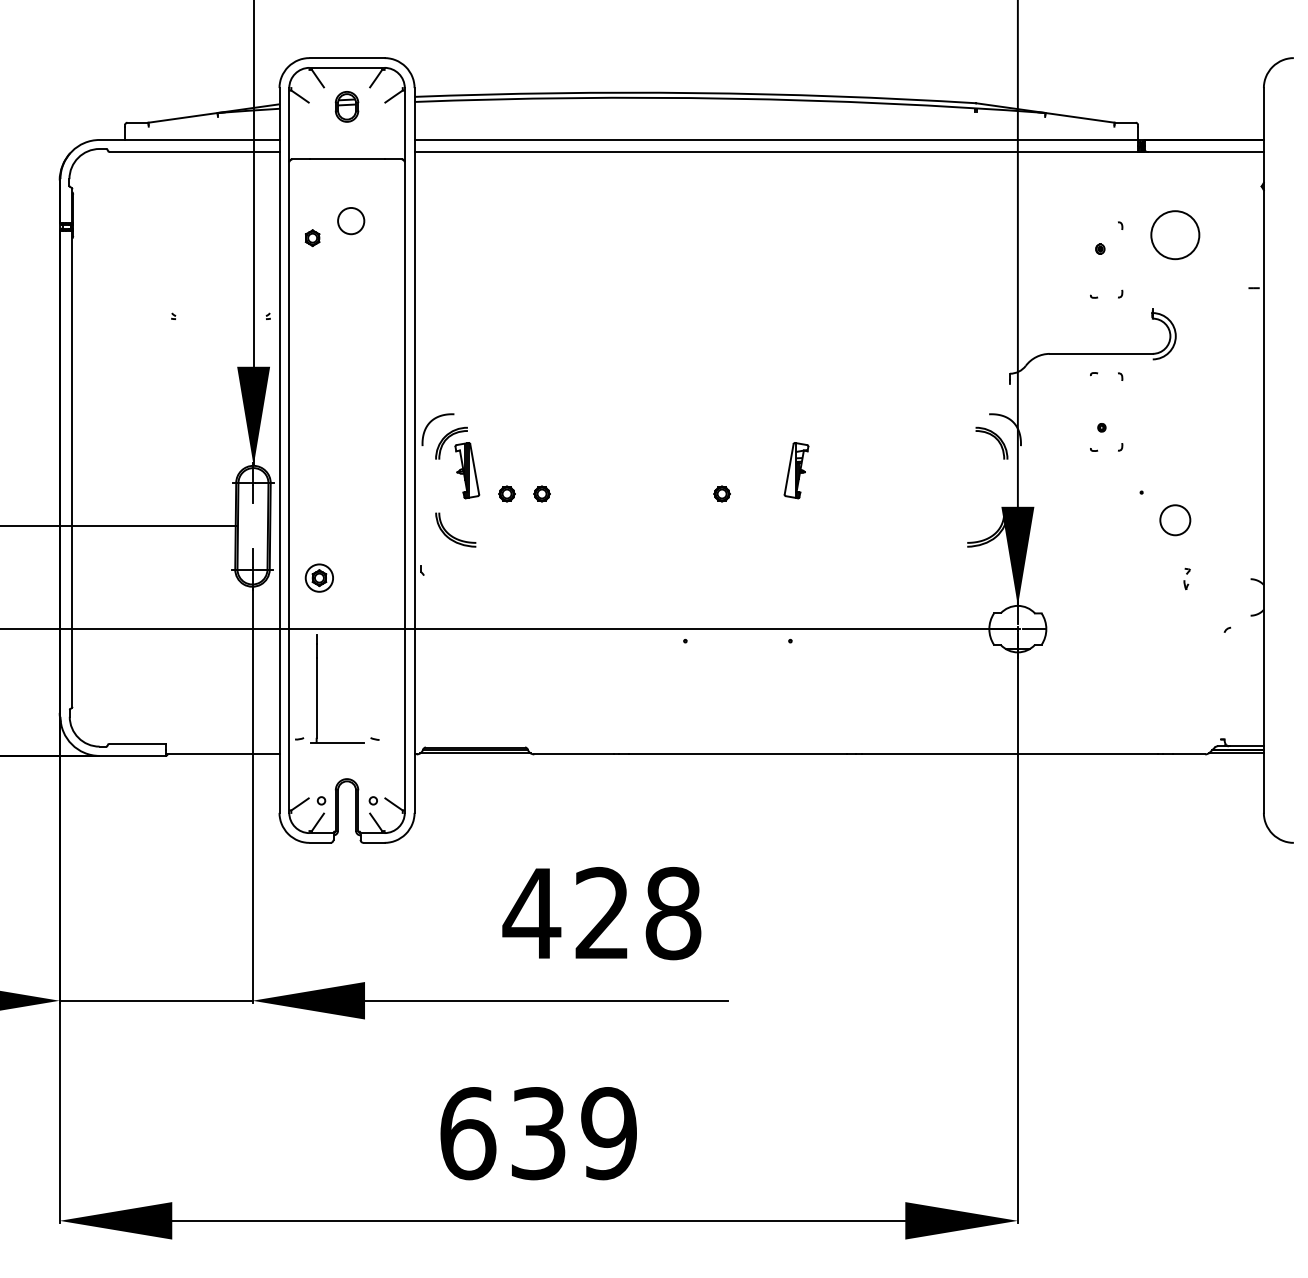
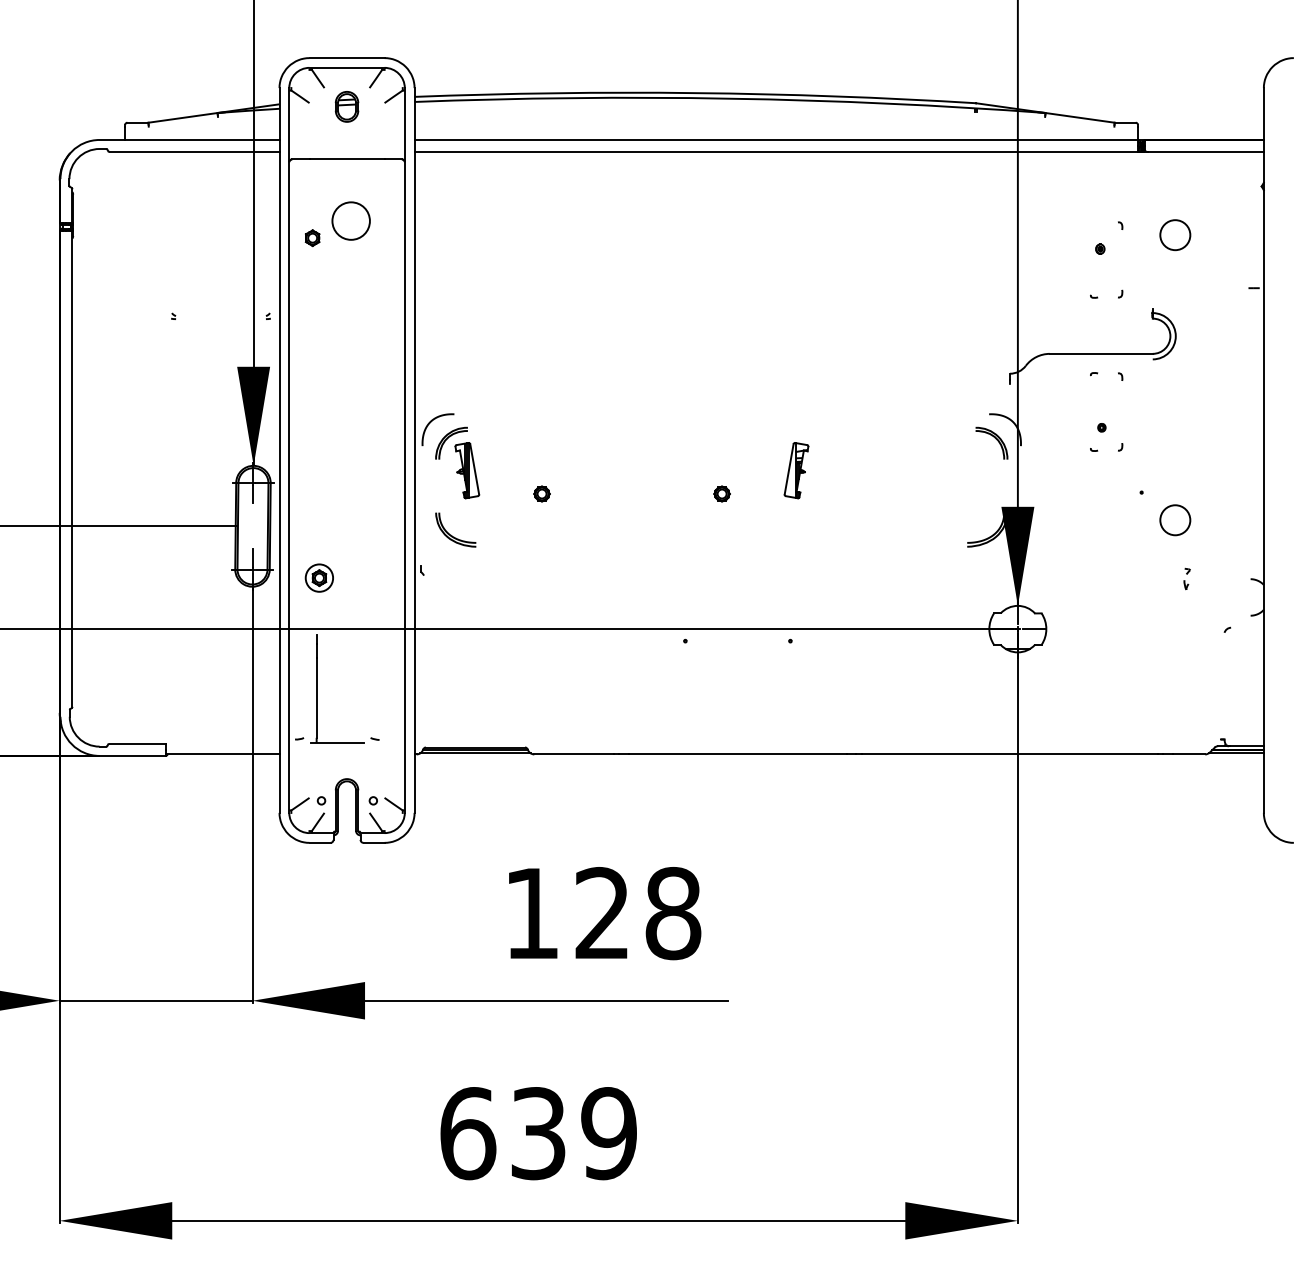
circle diameter: 26 px -> 38 px (350, 220)
circle diameter: 48 px -> 30 px (1175, 235)
part: present -> none (506, 493)
text: 428 -> 128 (531, 913)
